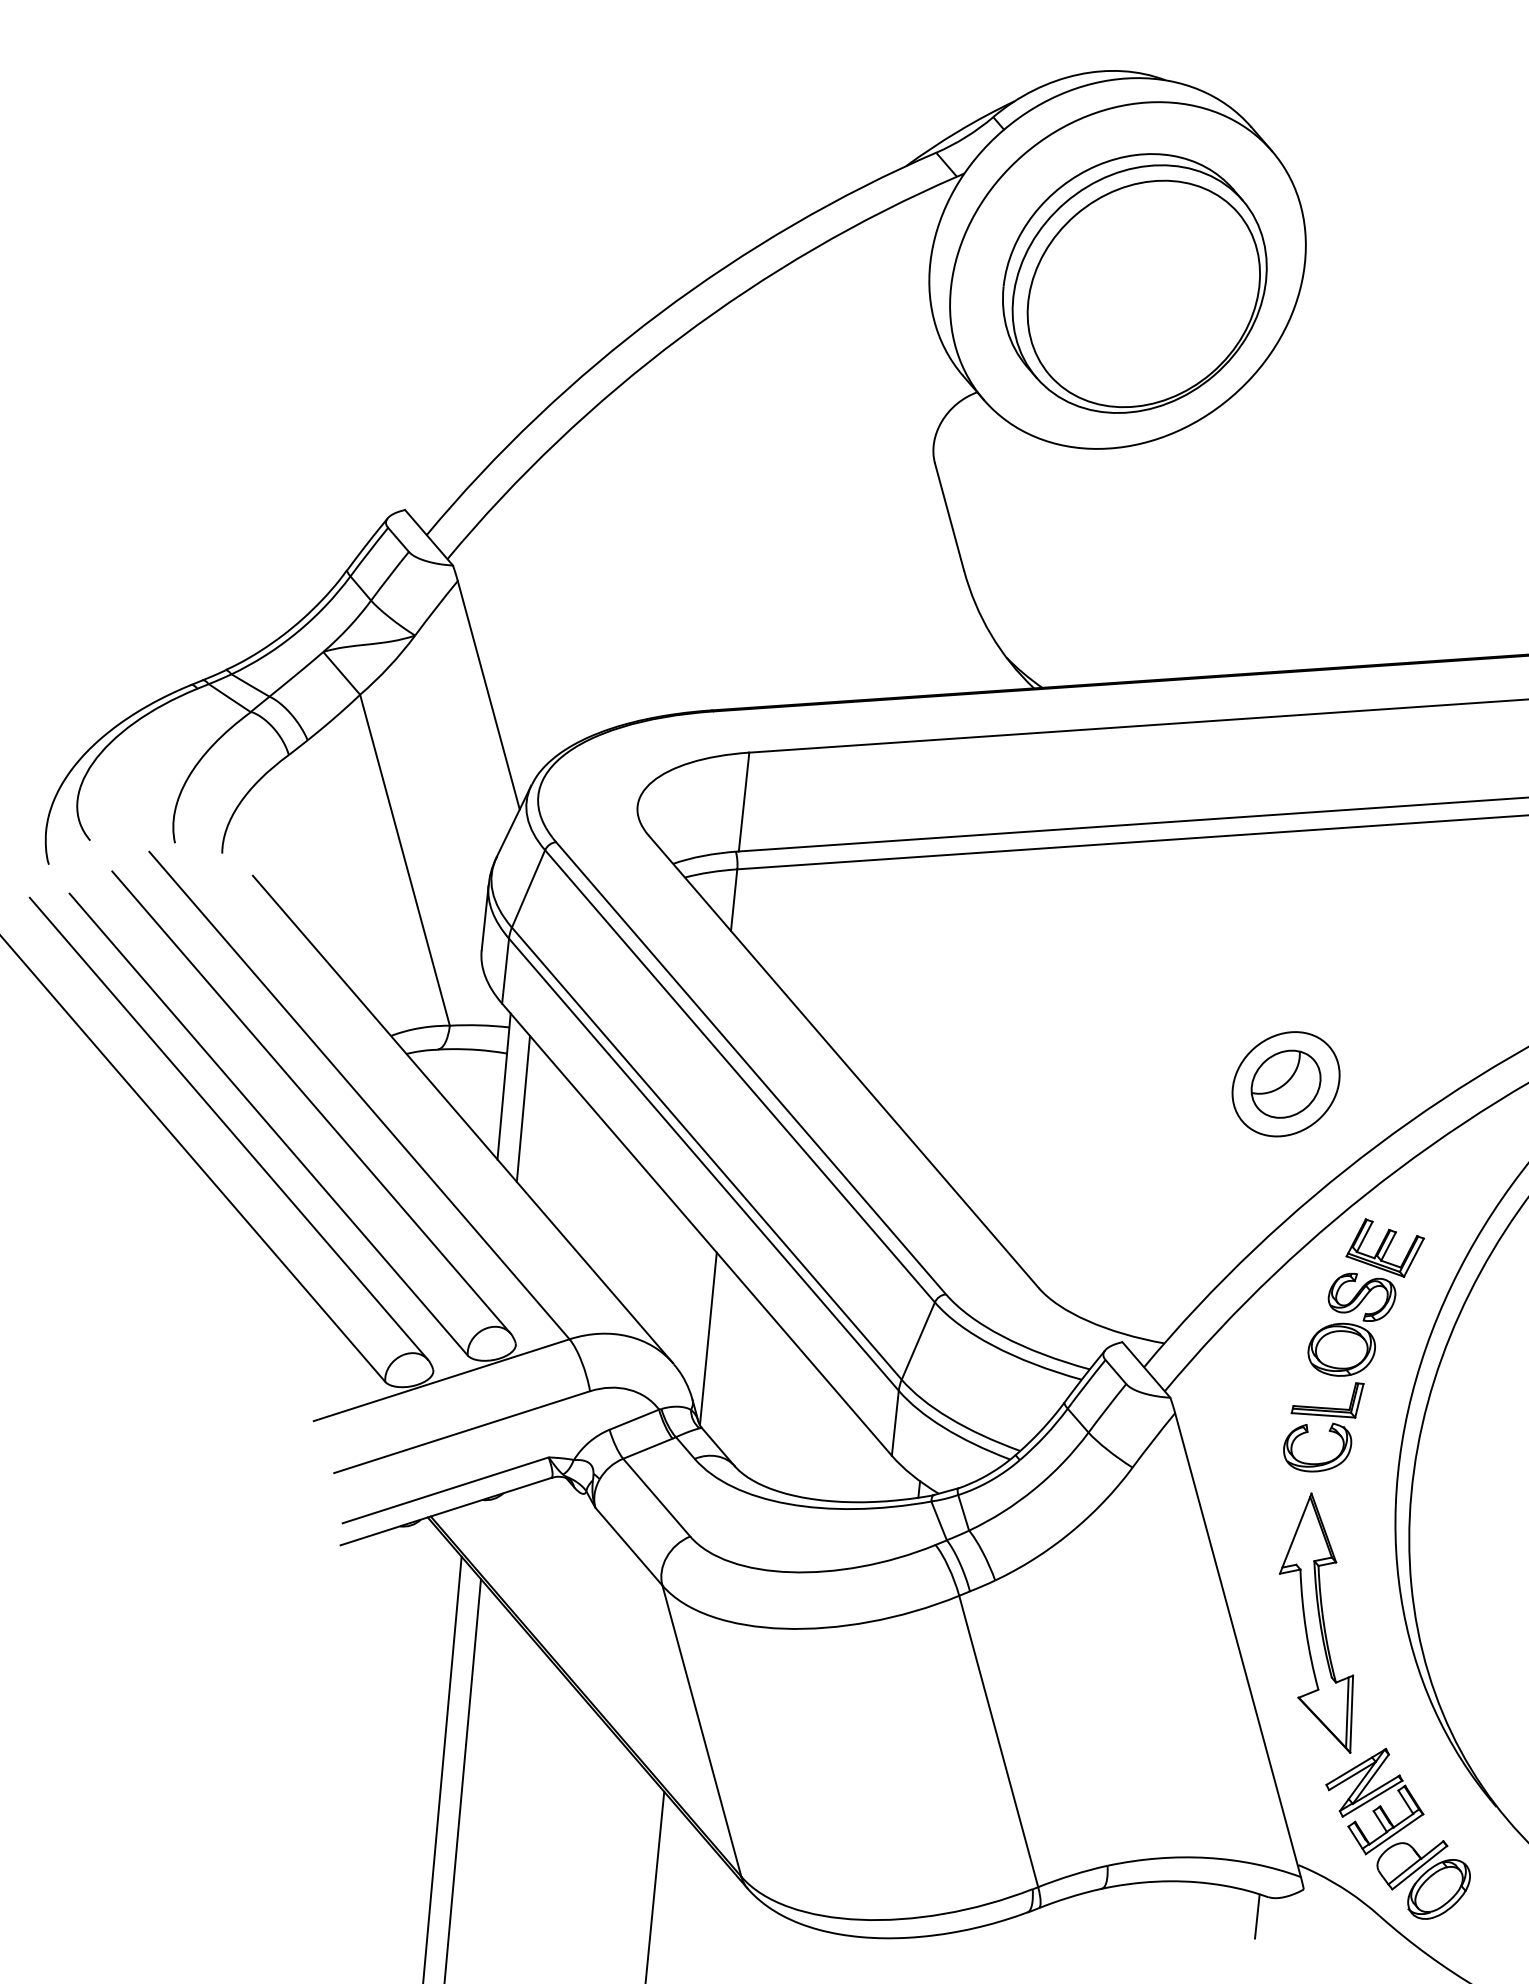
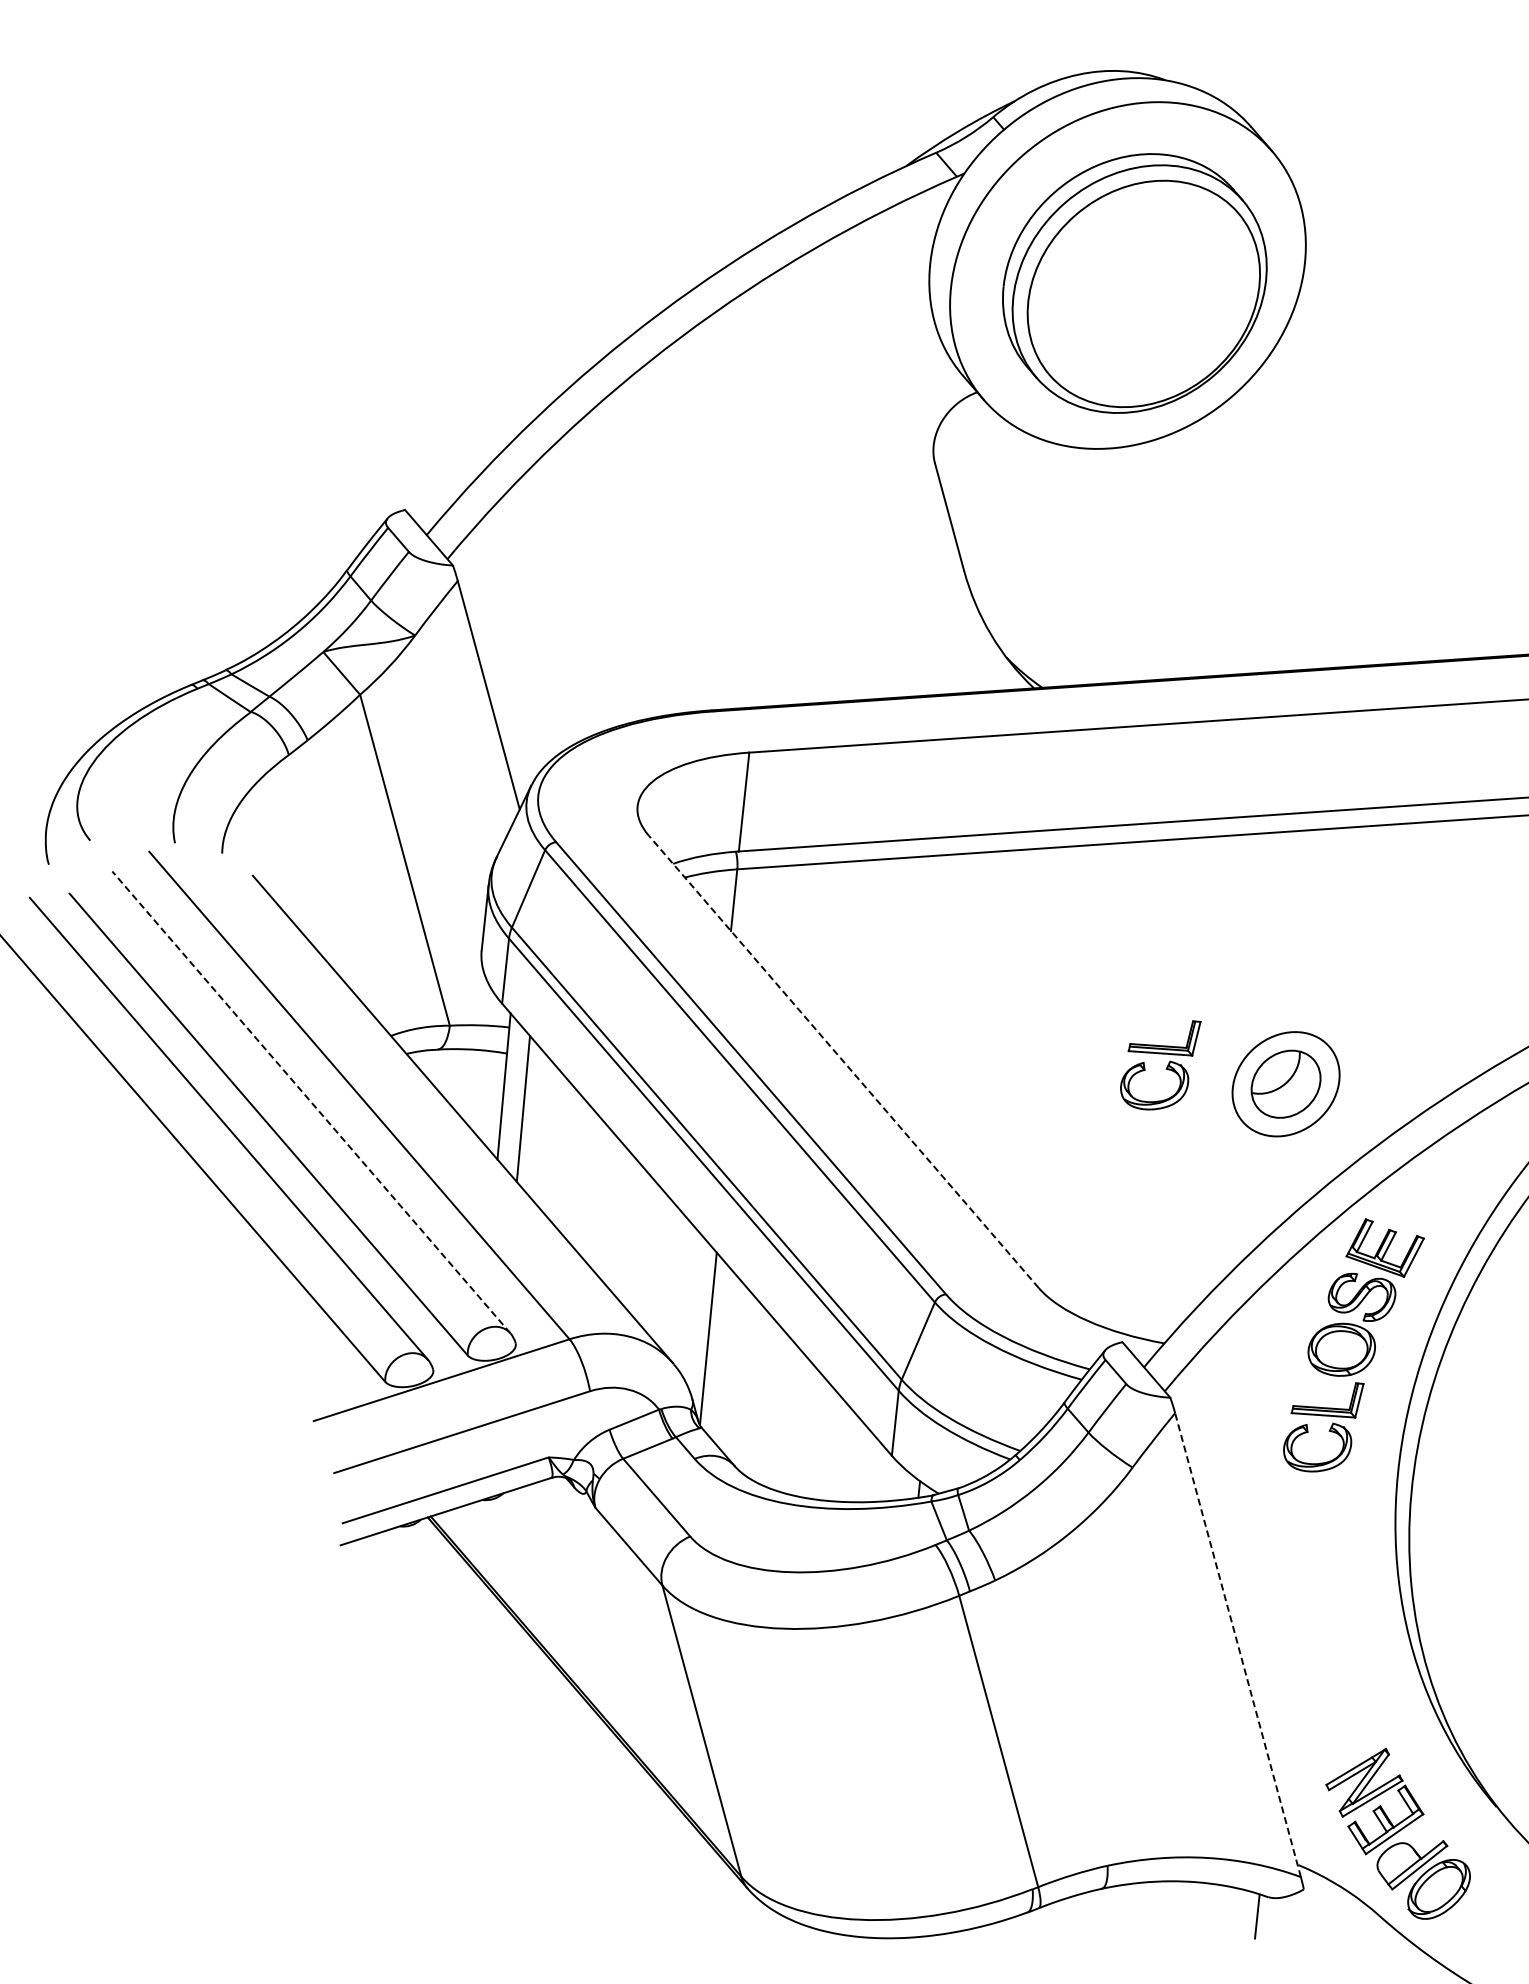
line: solid -> dashed (843, 1061)
part: none -> present (1166, 1066)
line: solid -> dashed (311, 1102)
part: present -> none (1316, 1622)
line: solid -> dashed (1237, 1644)
line: present -> none (442, 1768)
line: present -> none (462, 1779)
line: present -> none (654, 1885)
